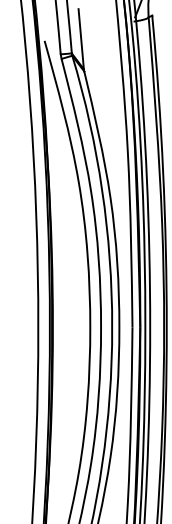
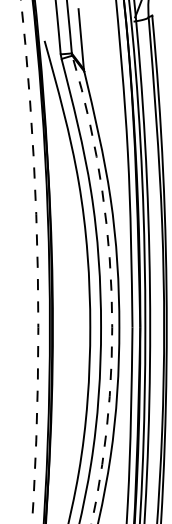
arc: solid -> dashed (37, 262)
arc: solid -> dashed (111, 288)
